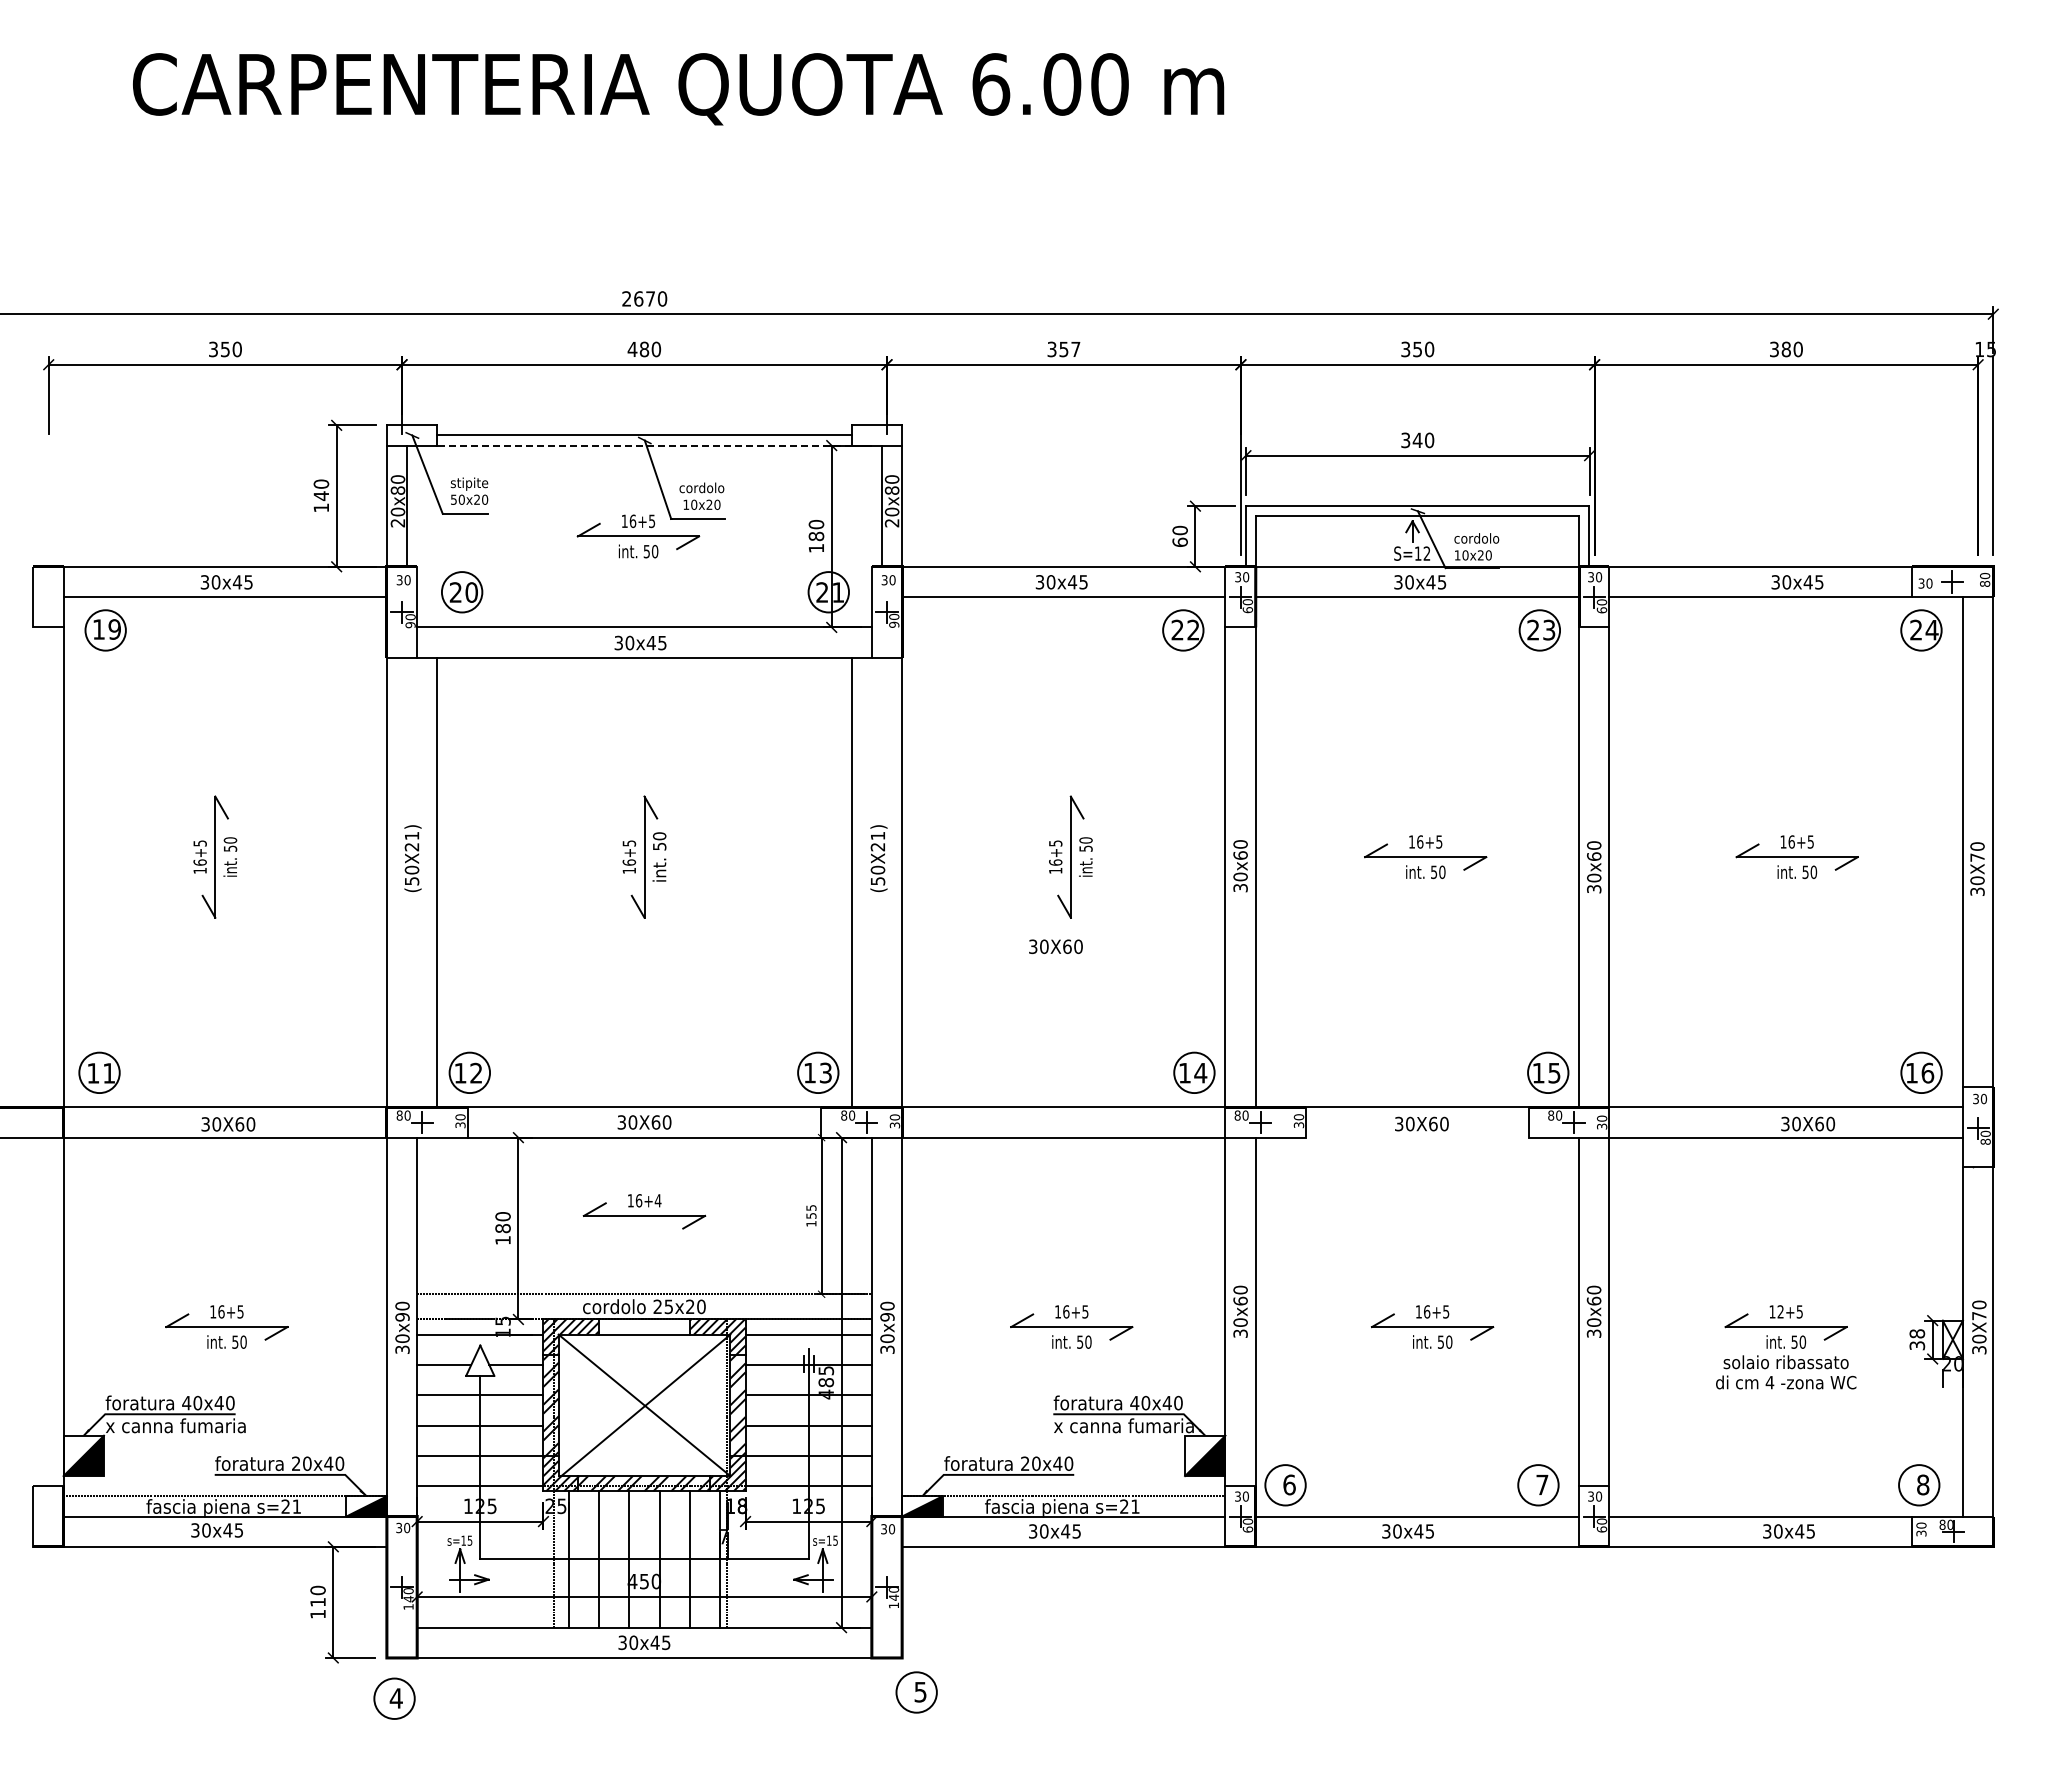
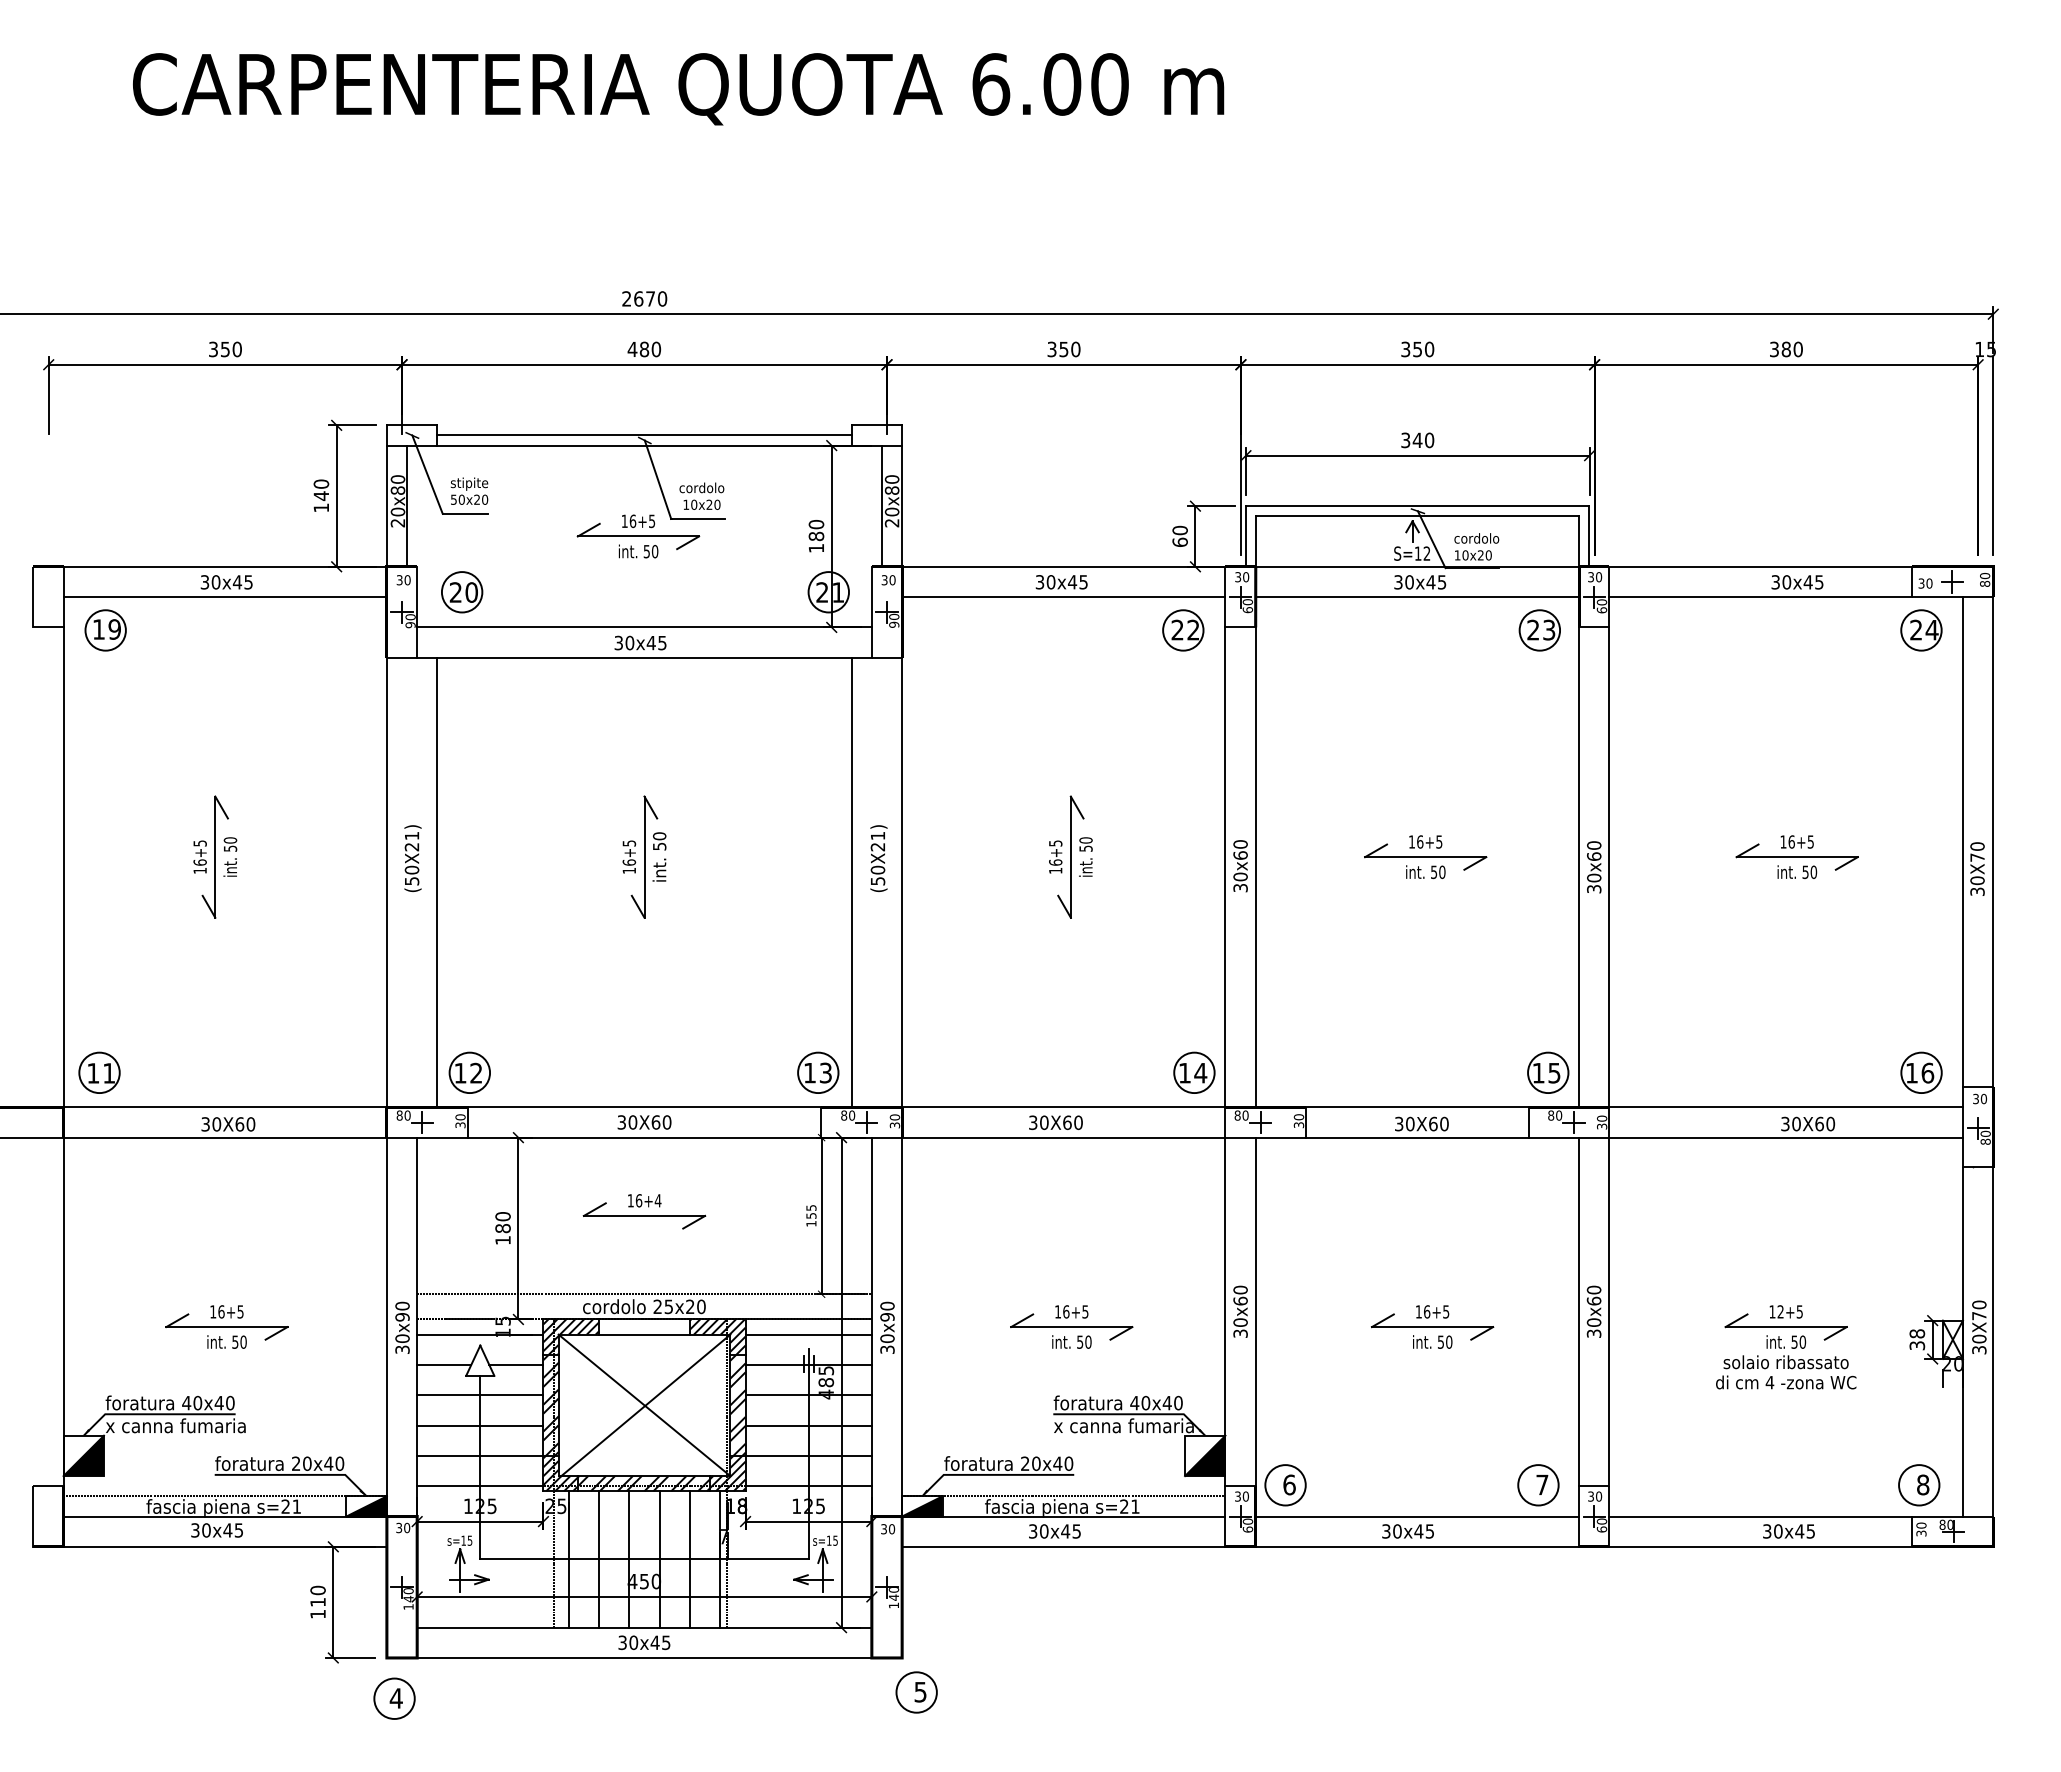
text: 357 -> 350 (1075, 349)
line: dashed -> solid (644, 445)
text position: (1055, 946) -> (1055, 1122) (1055, 1122)
line: none -> present (1417, 1137)
